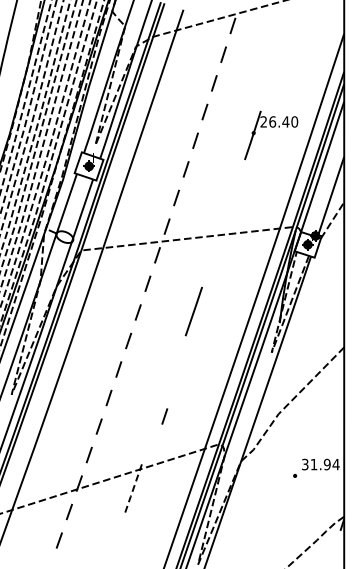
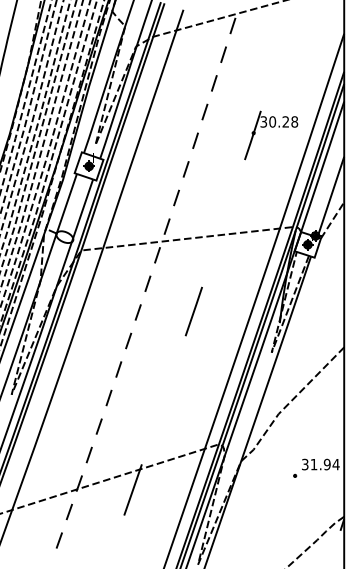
text: 26.40 -> 30.28 (279, 121)
line: present -> none (164, 416)
line: dashed -> solid (132, 490)
